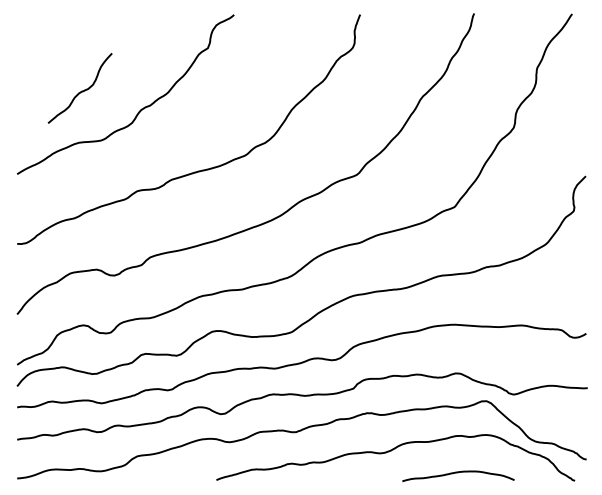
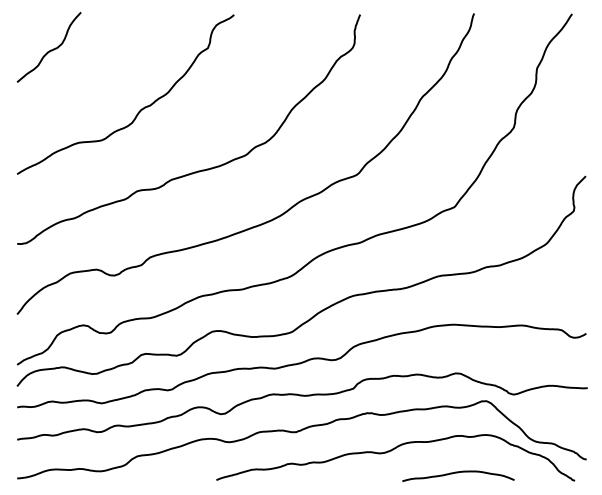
curve position: (81, 90) -> (50, 49) (50, 49)
